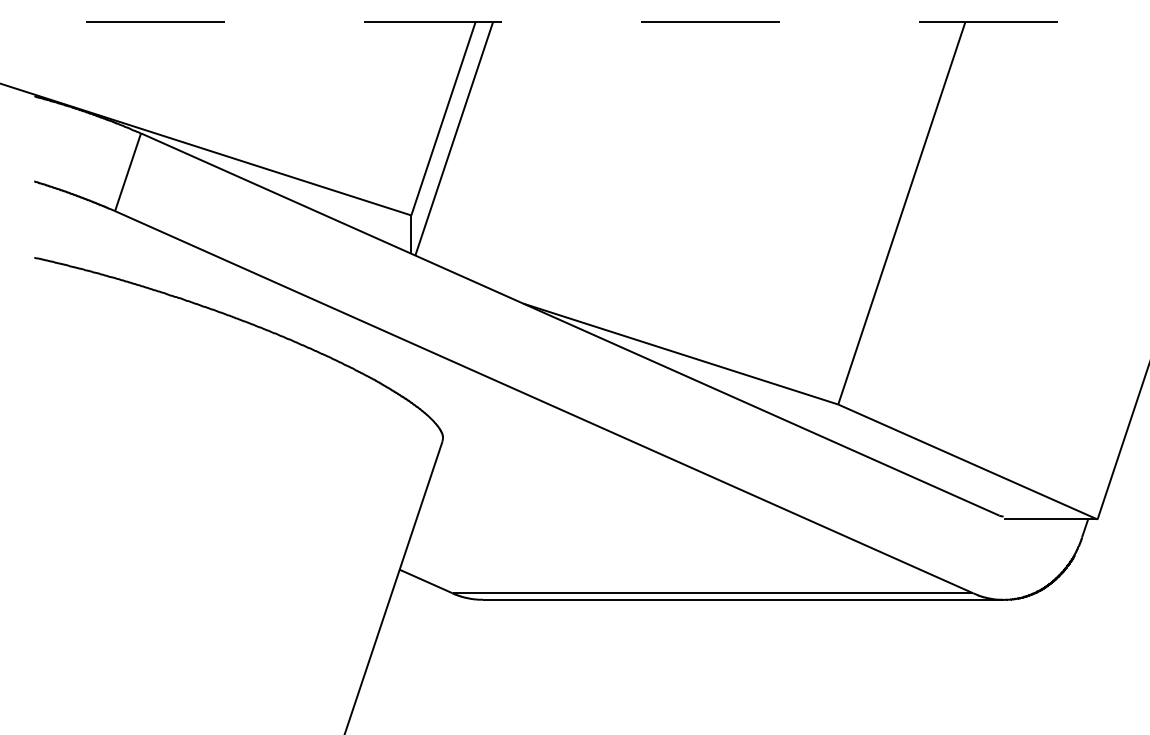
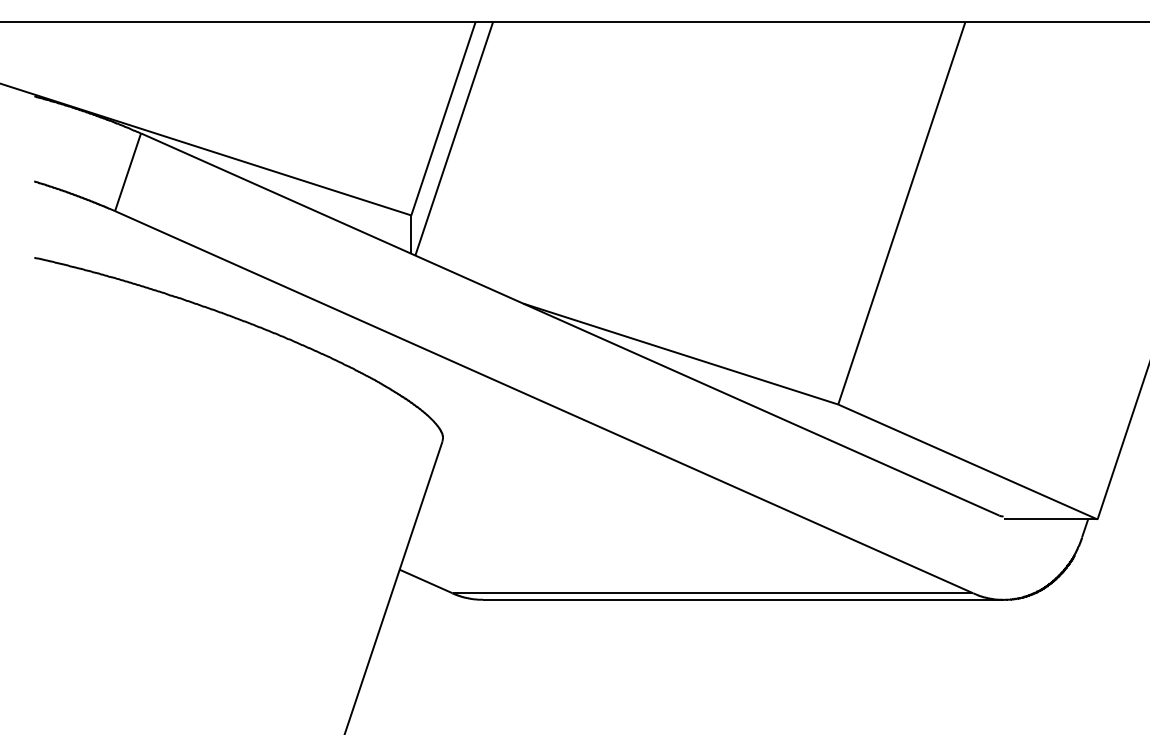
line: dashed -> solid (575, 22)
